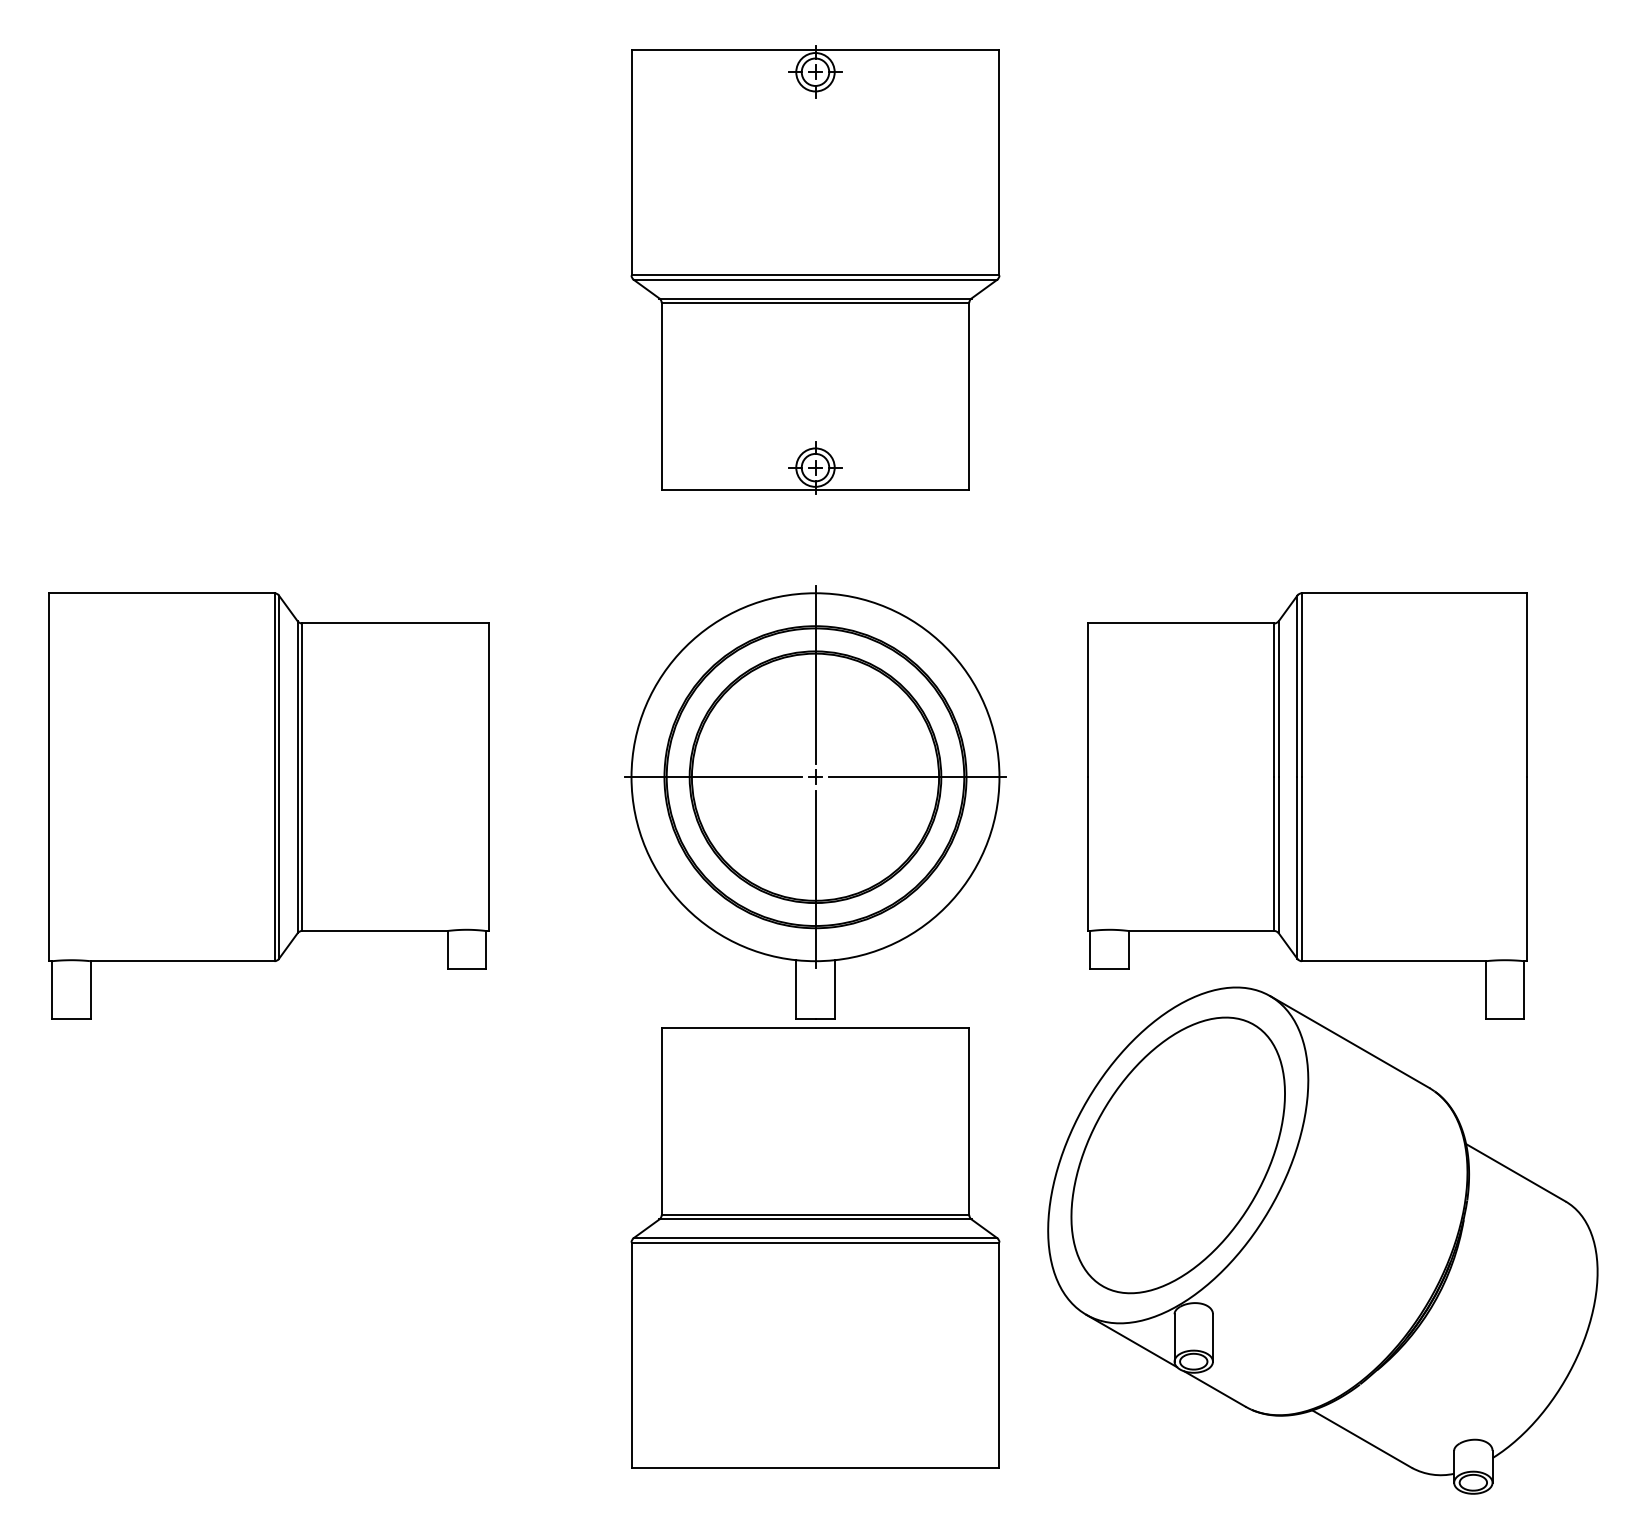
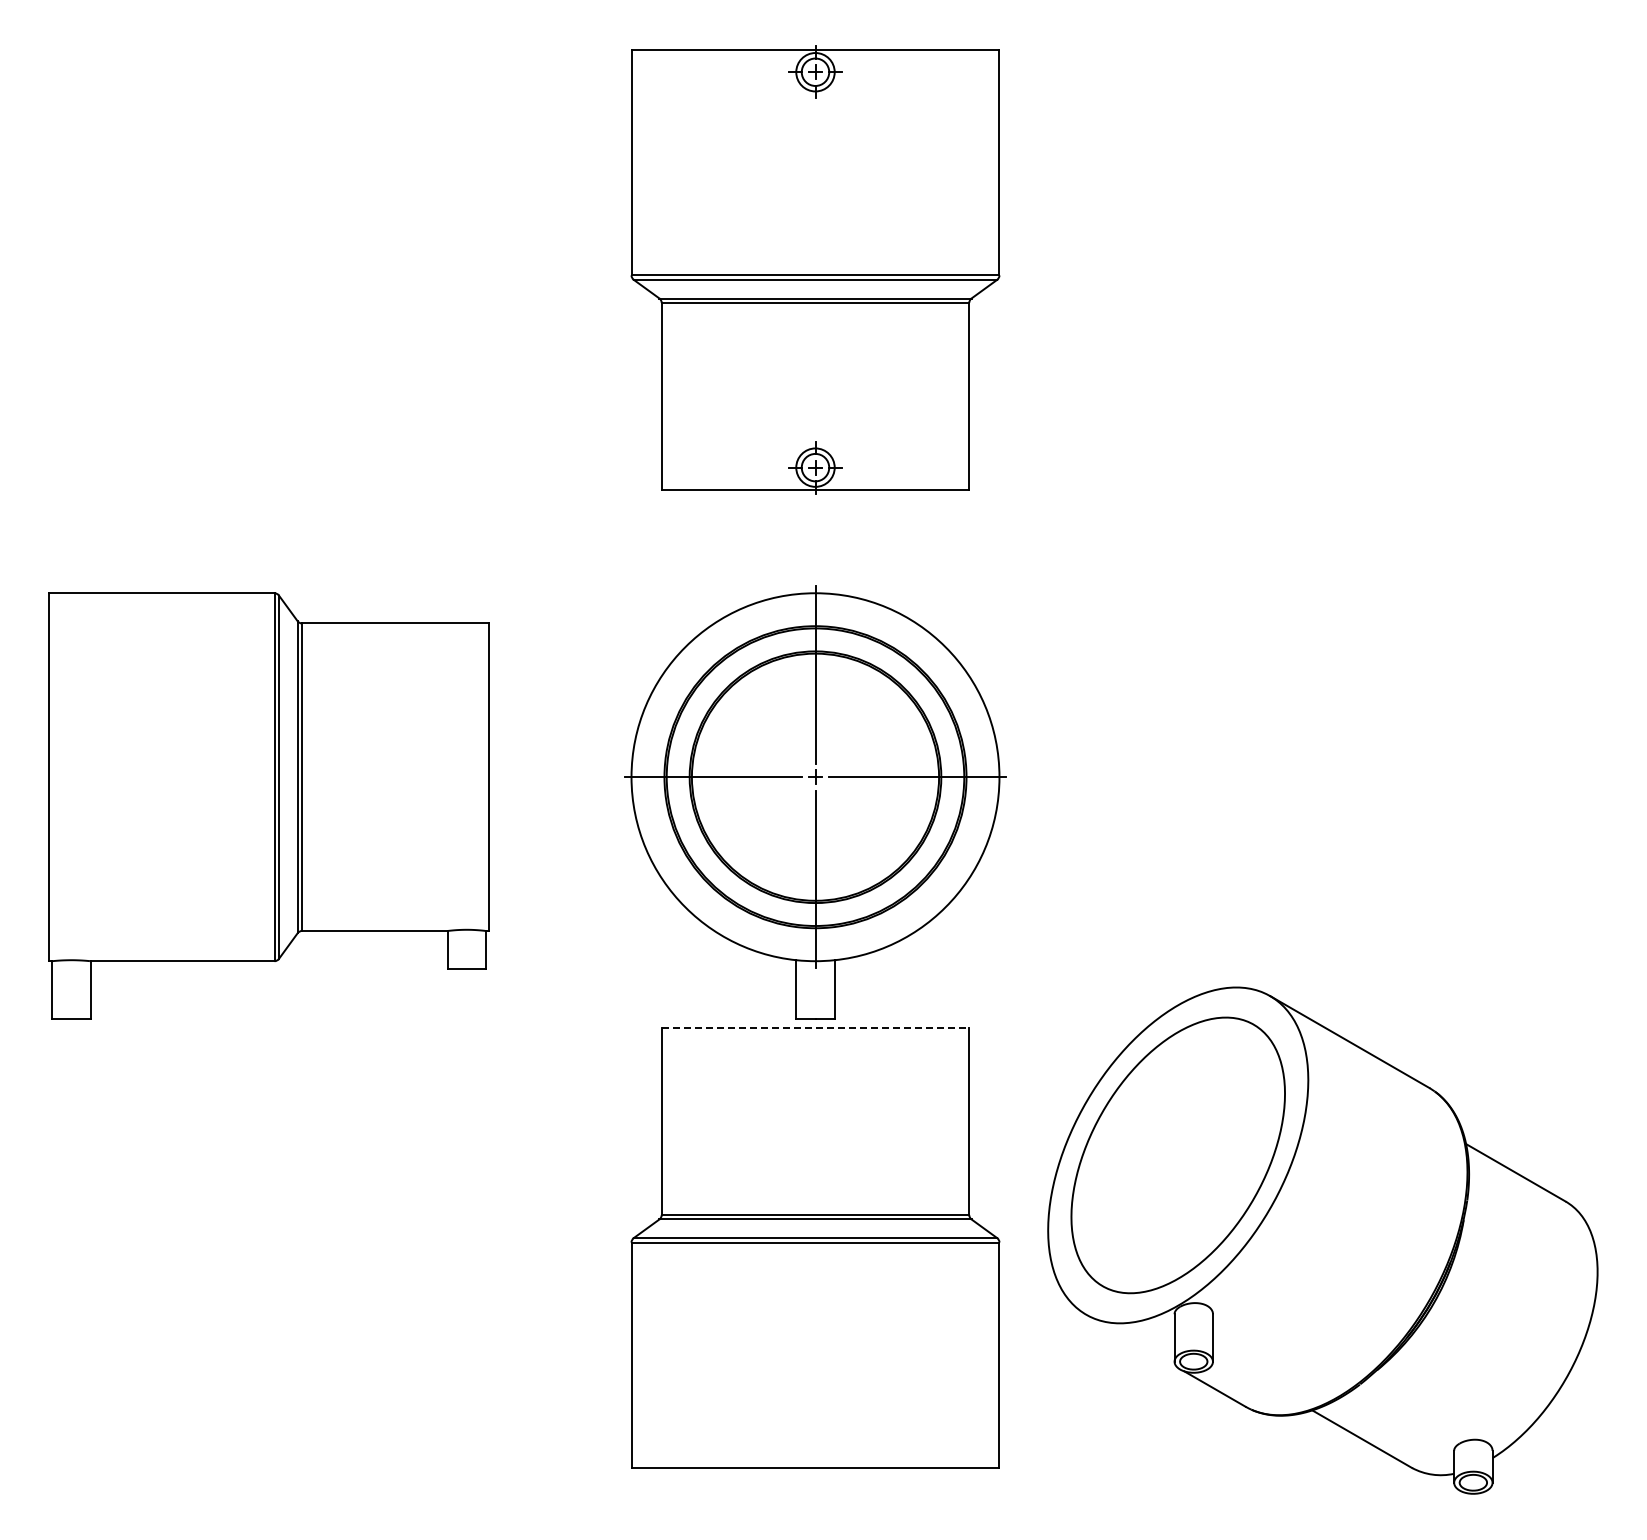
part: present -> none (1307, 805)
line: solid -> dashed (815, 1028)
line: present -> none (1131, 1340)
